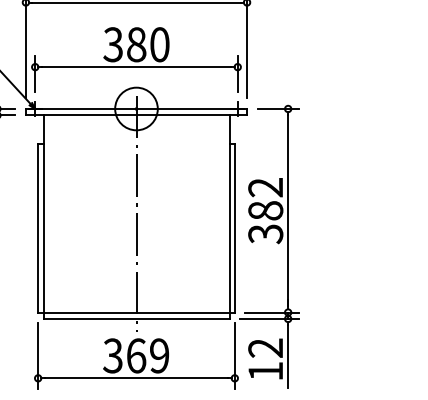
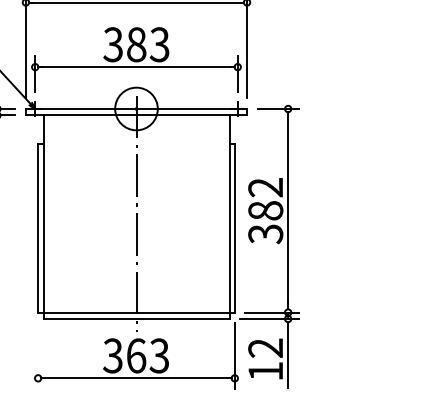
text: 380 -> 383 (159, 44)
line: present -> none (38, 355)
text: 369 -> 363 (159, 355)
